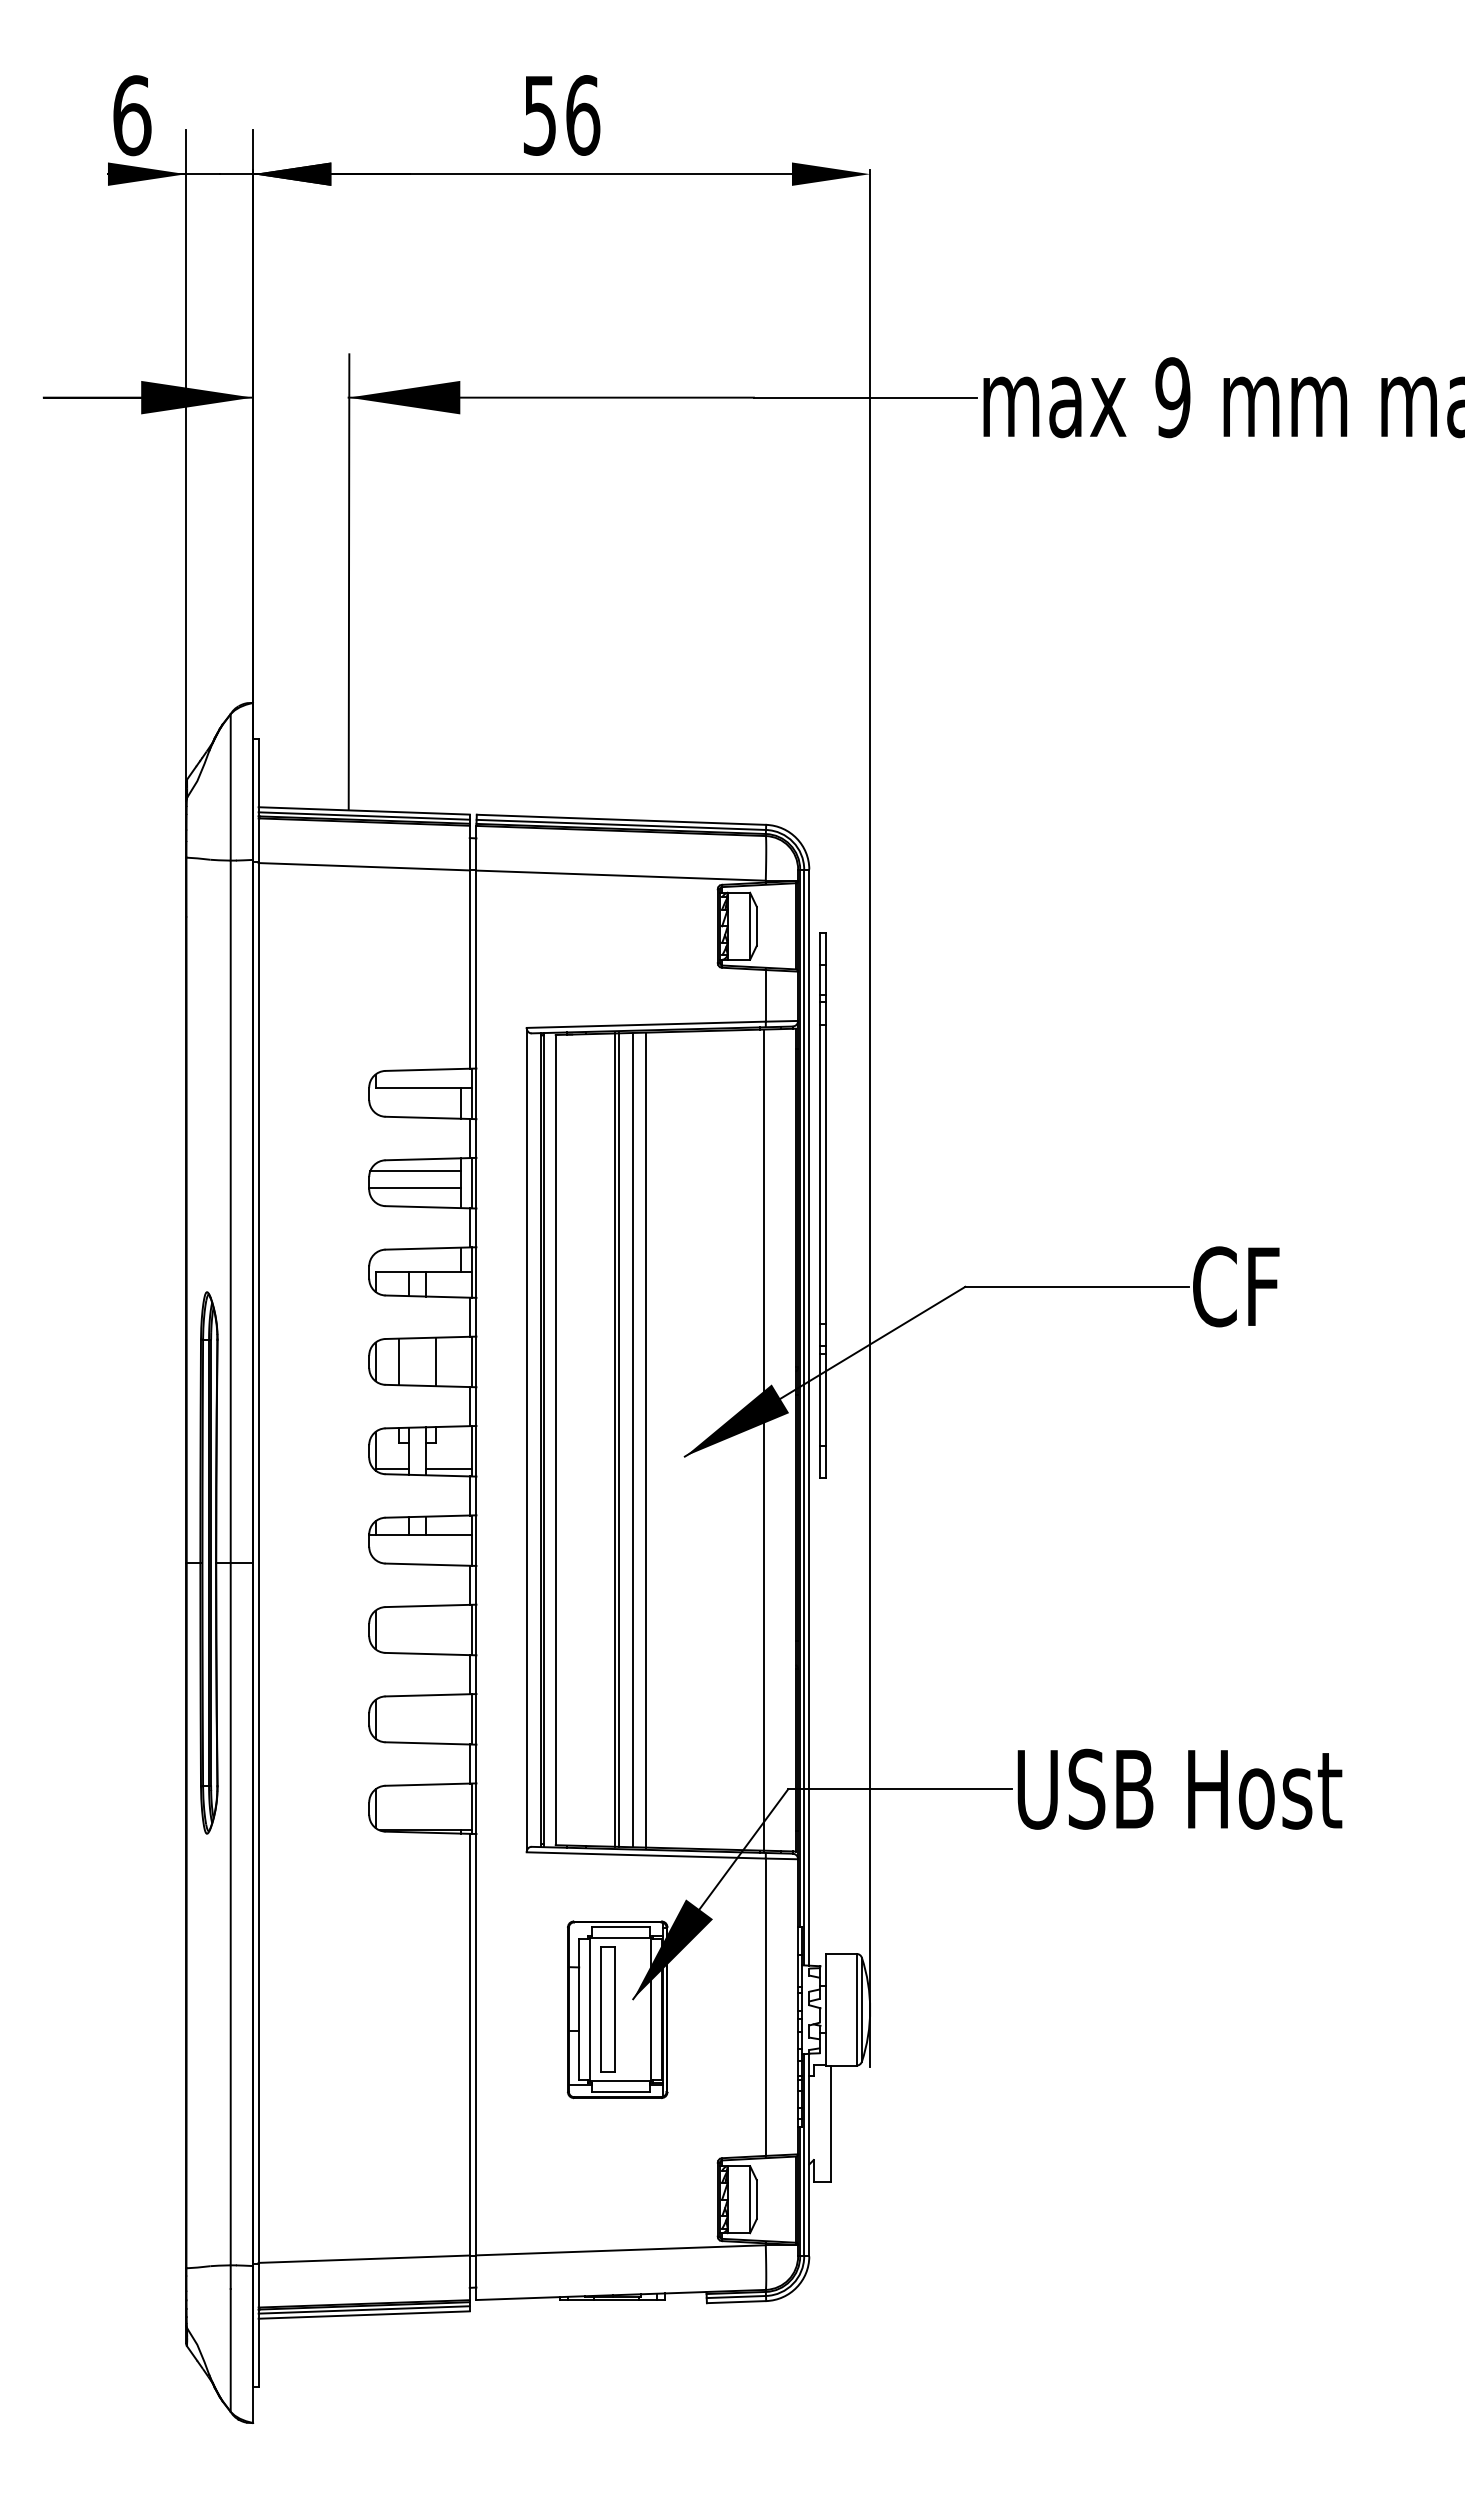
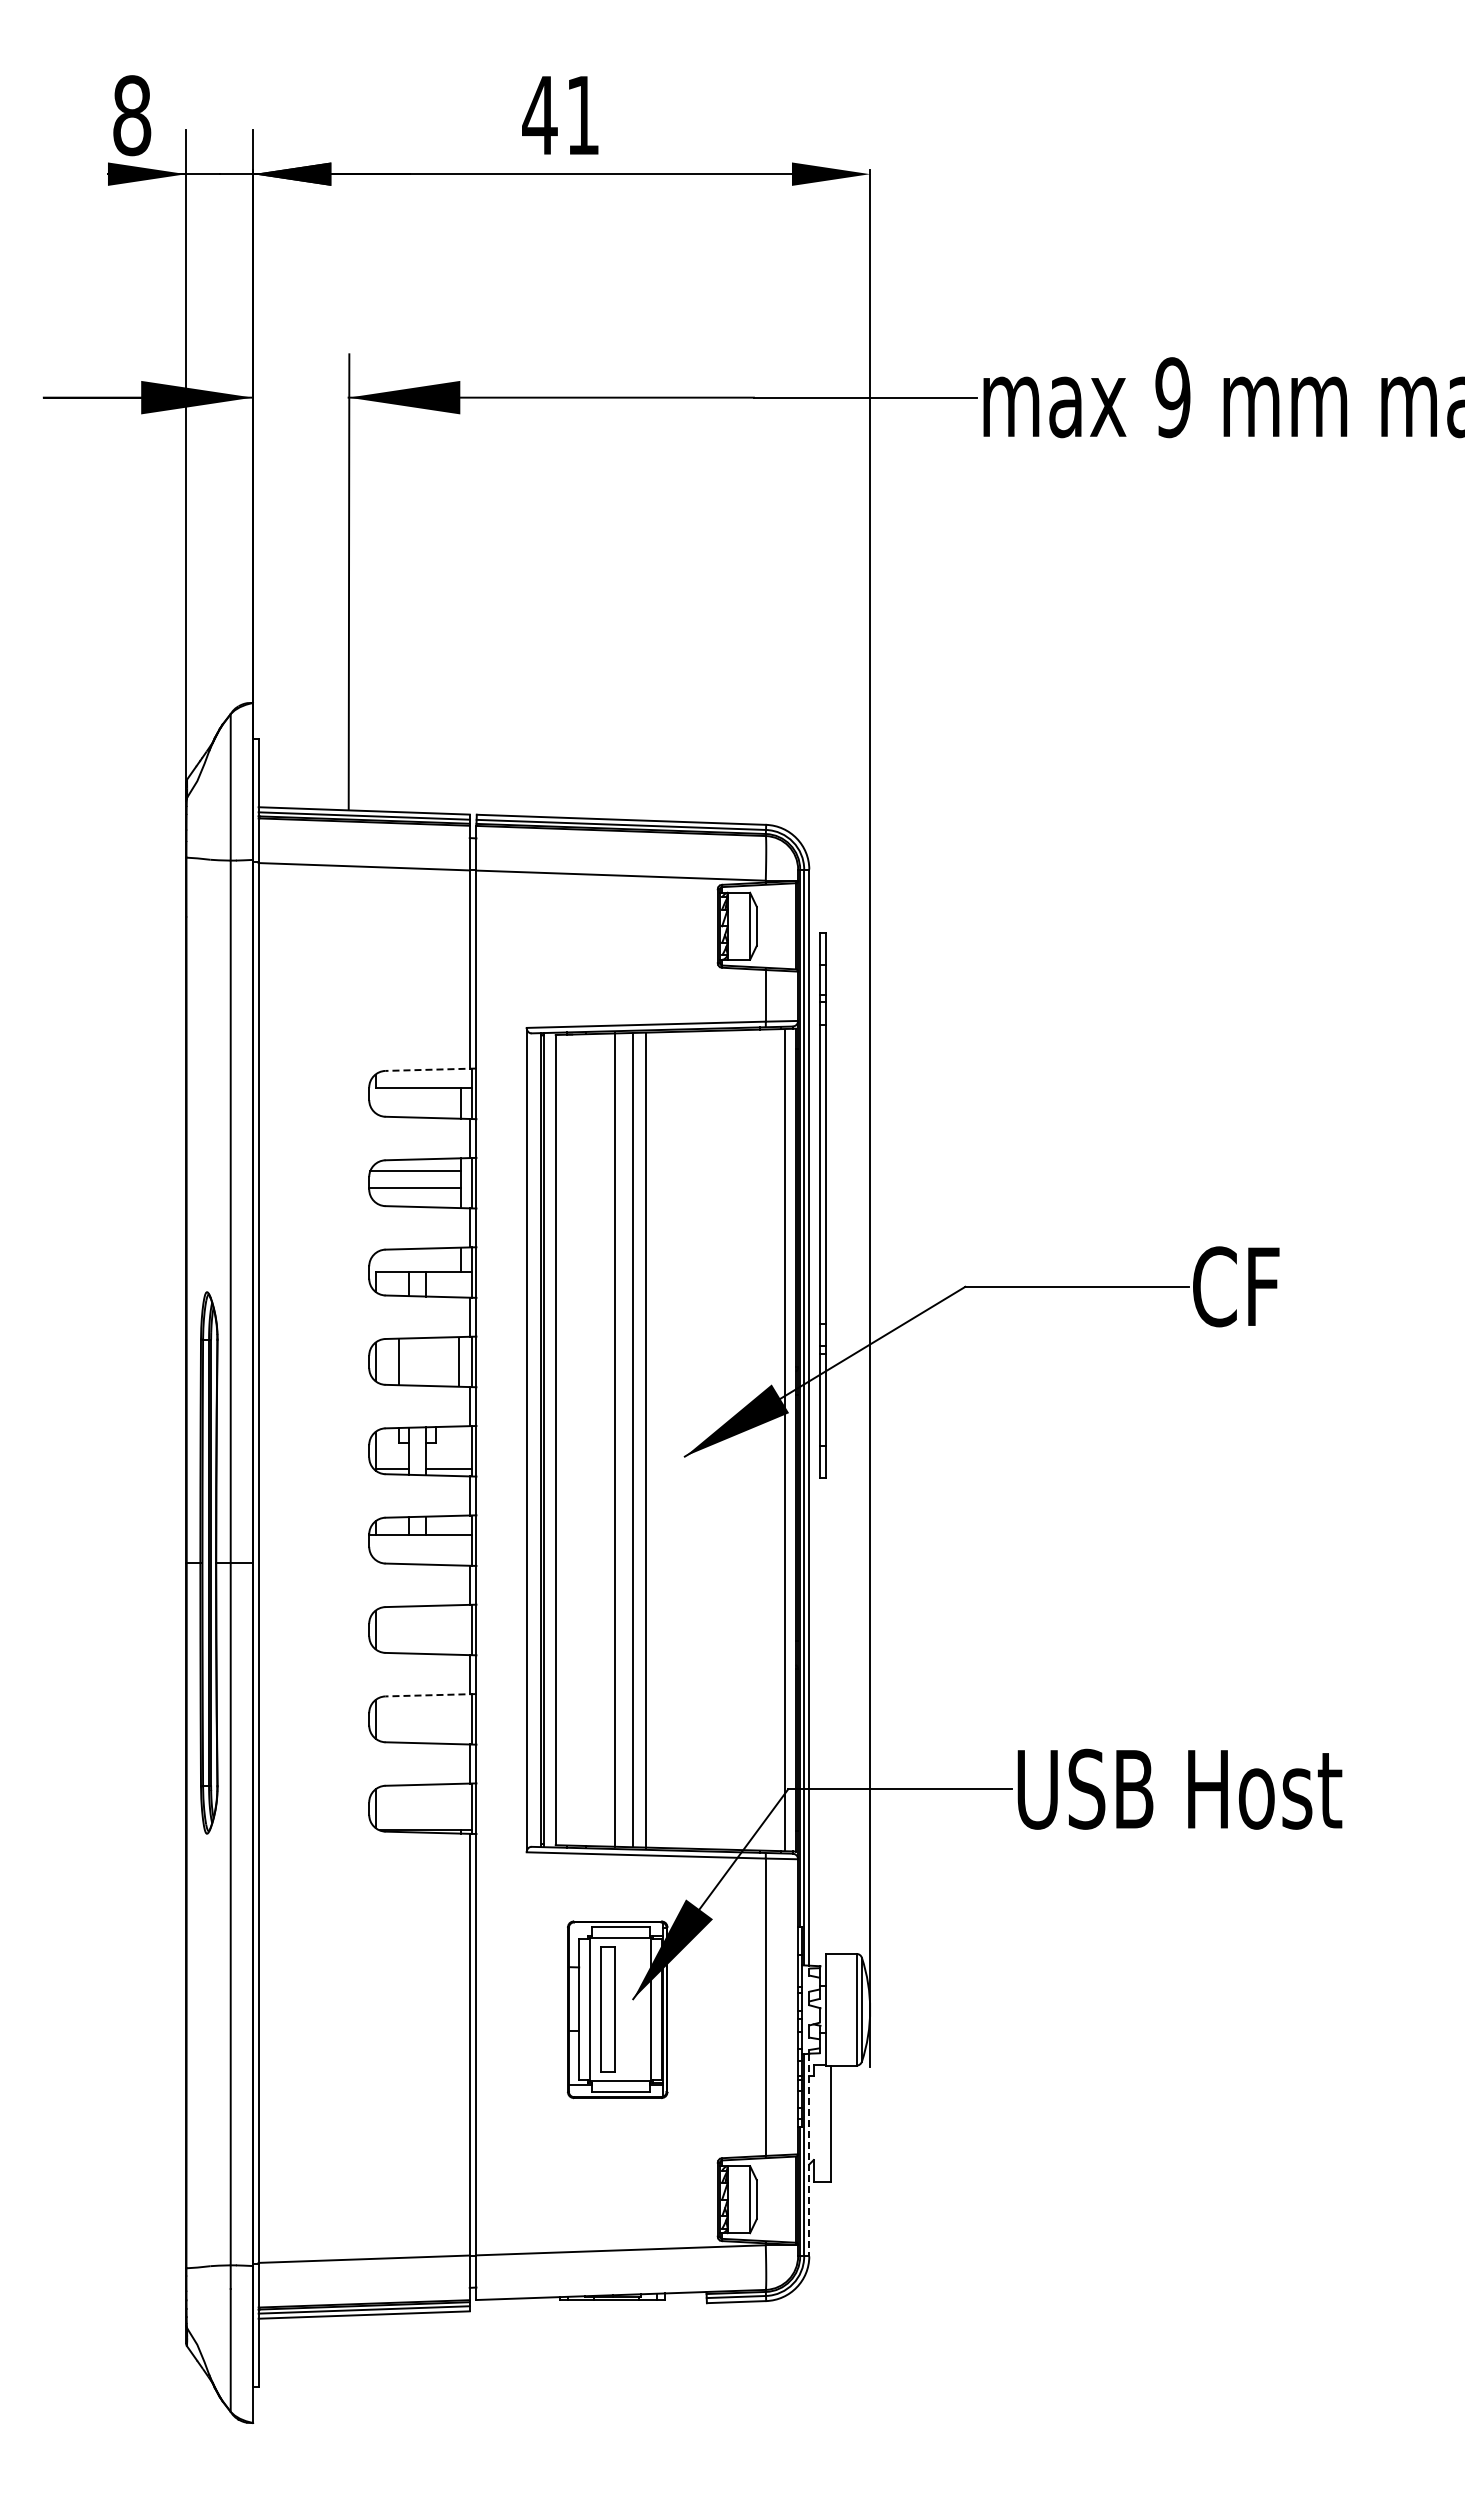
text: 6 -> 8 (132, 115)
text: 56 -> 41 (561, 115)
line: solid -> dashed (430, 1069)
line position: (436, 1361) -> (459, 1361) (459, 1361)
line: present -> none (619, 1439)
line position: (763, 1439) -> (784, 1439) (784, 1439)
line: solid -> dashed (430, 1695)
line: solid -> dashed (809, 2155)
